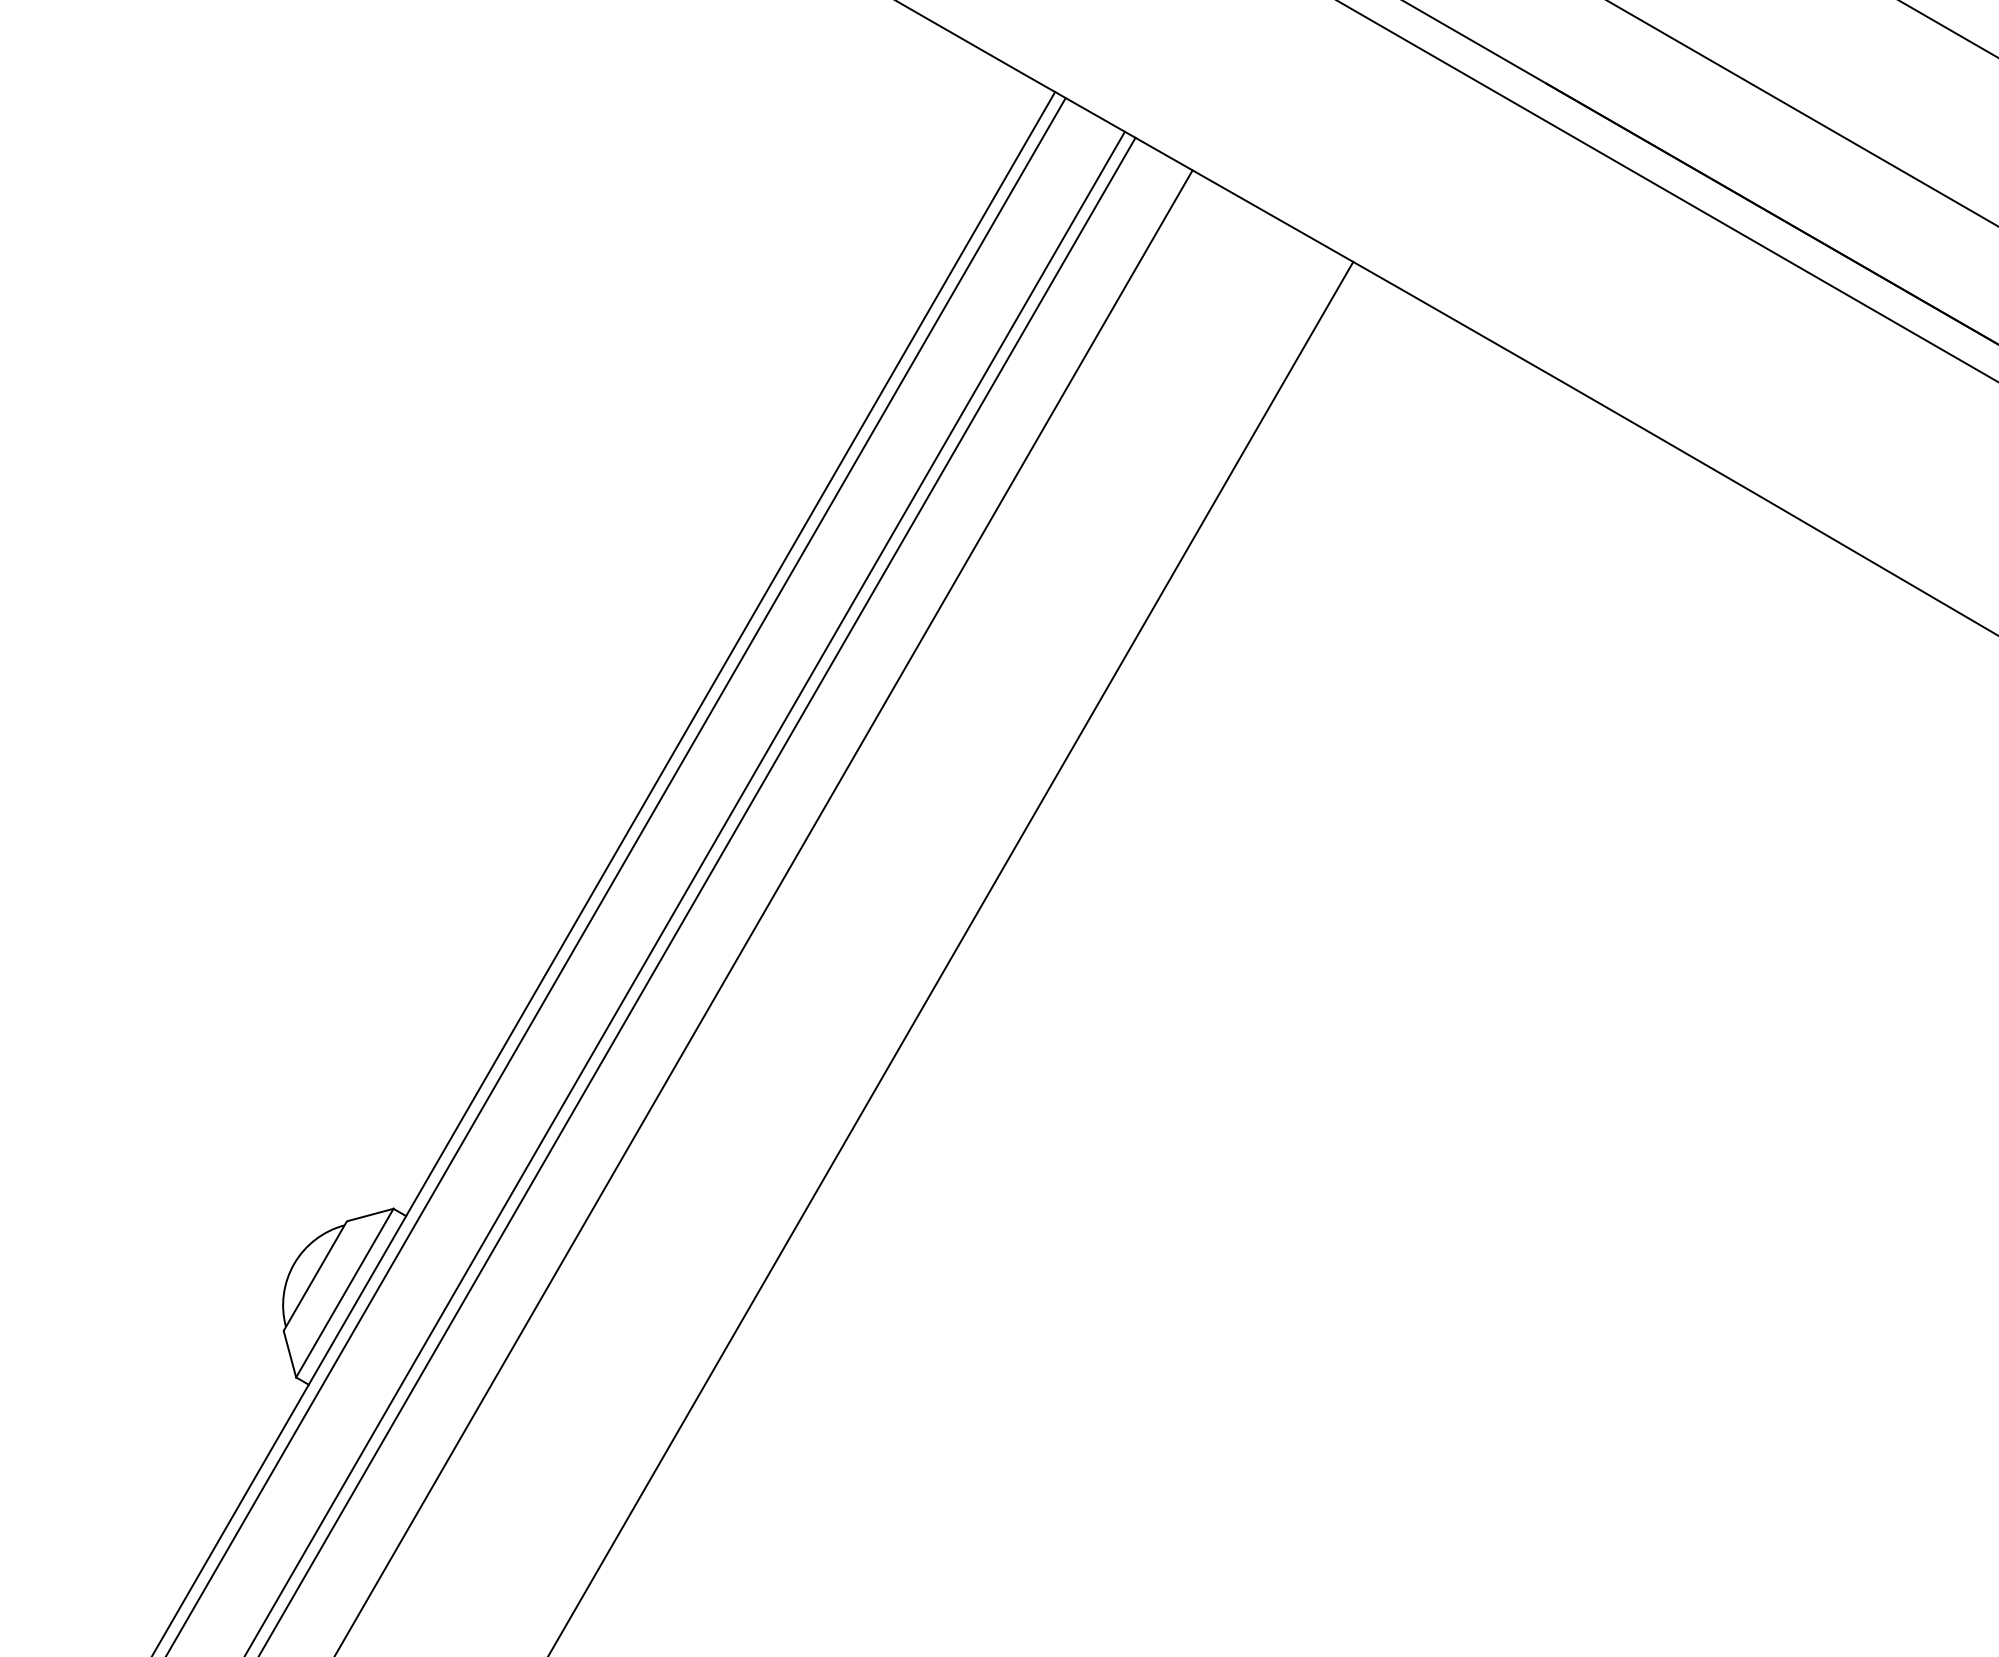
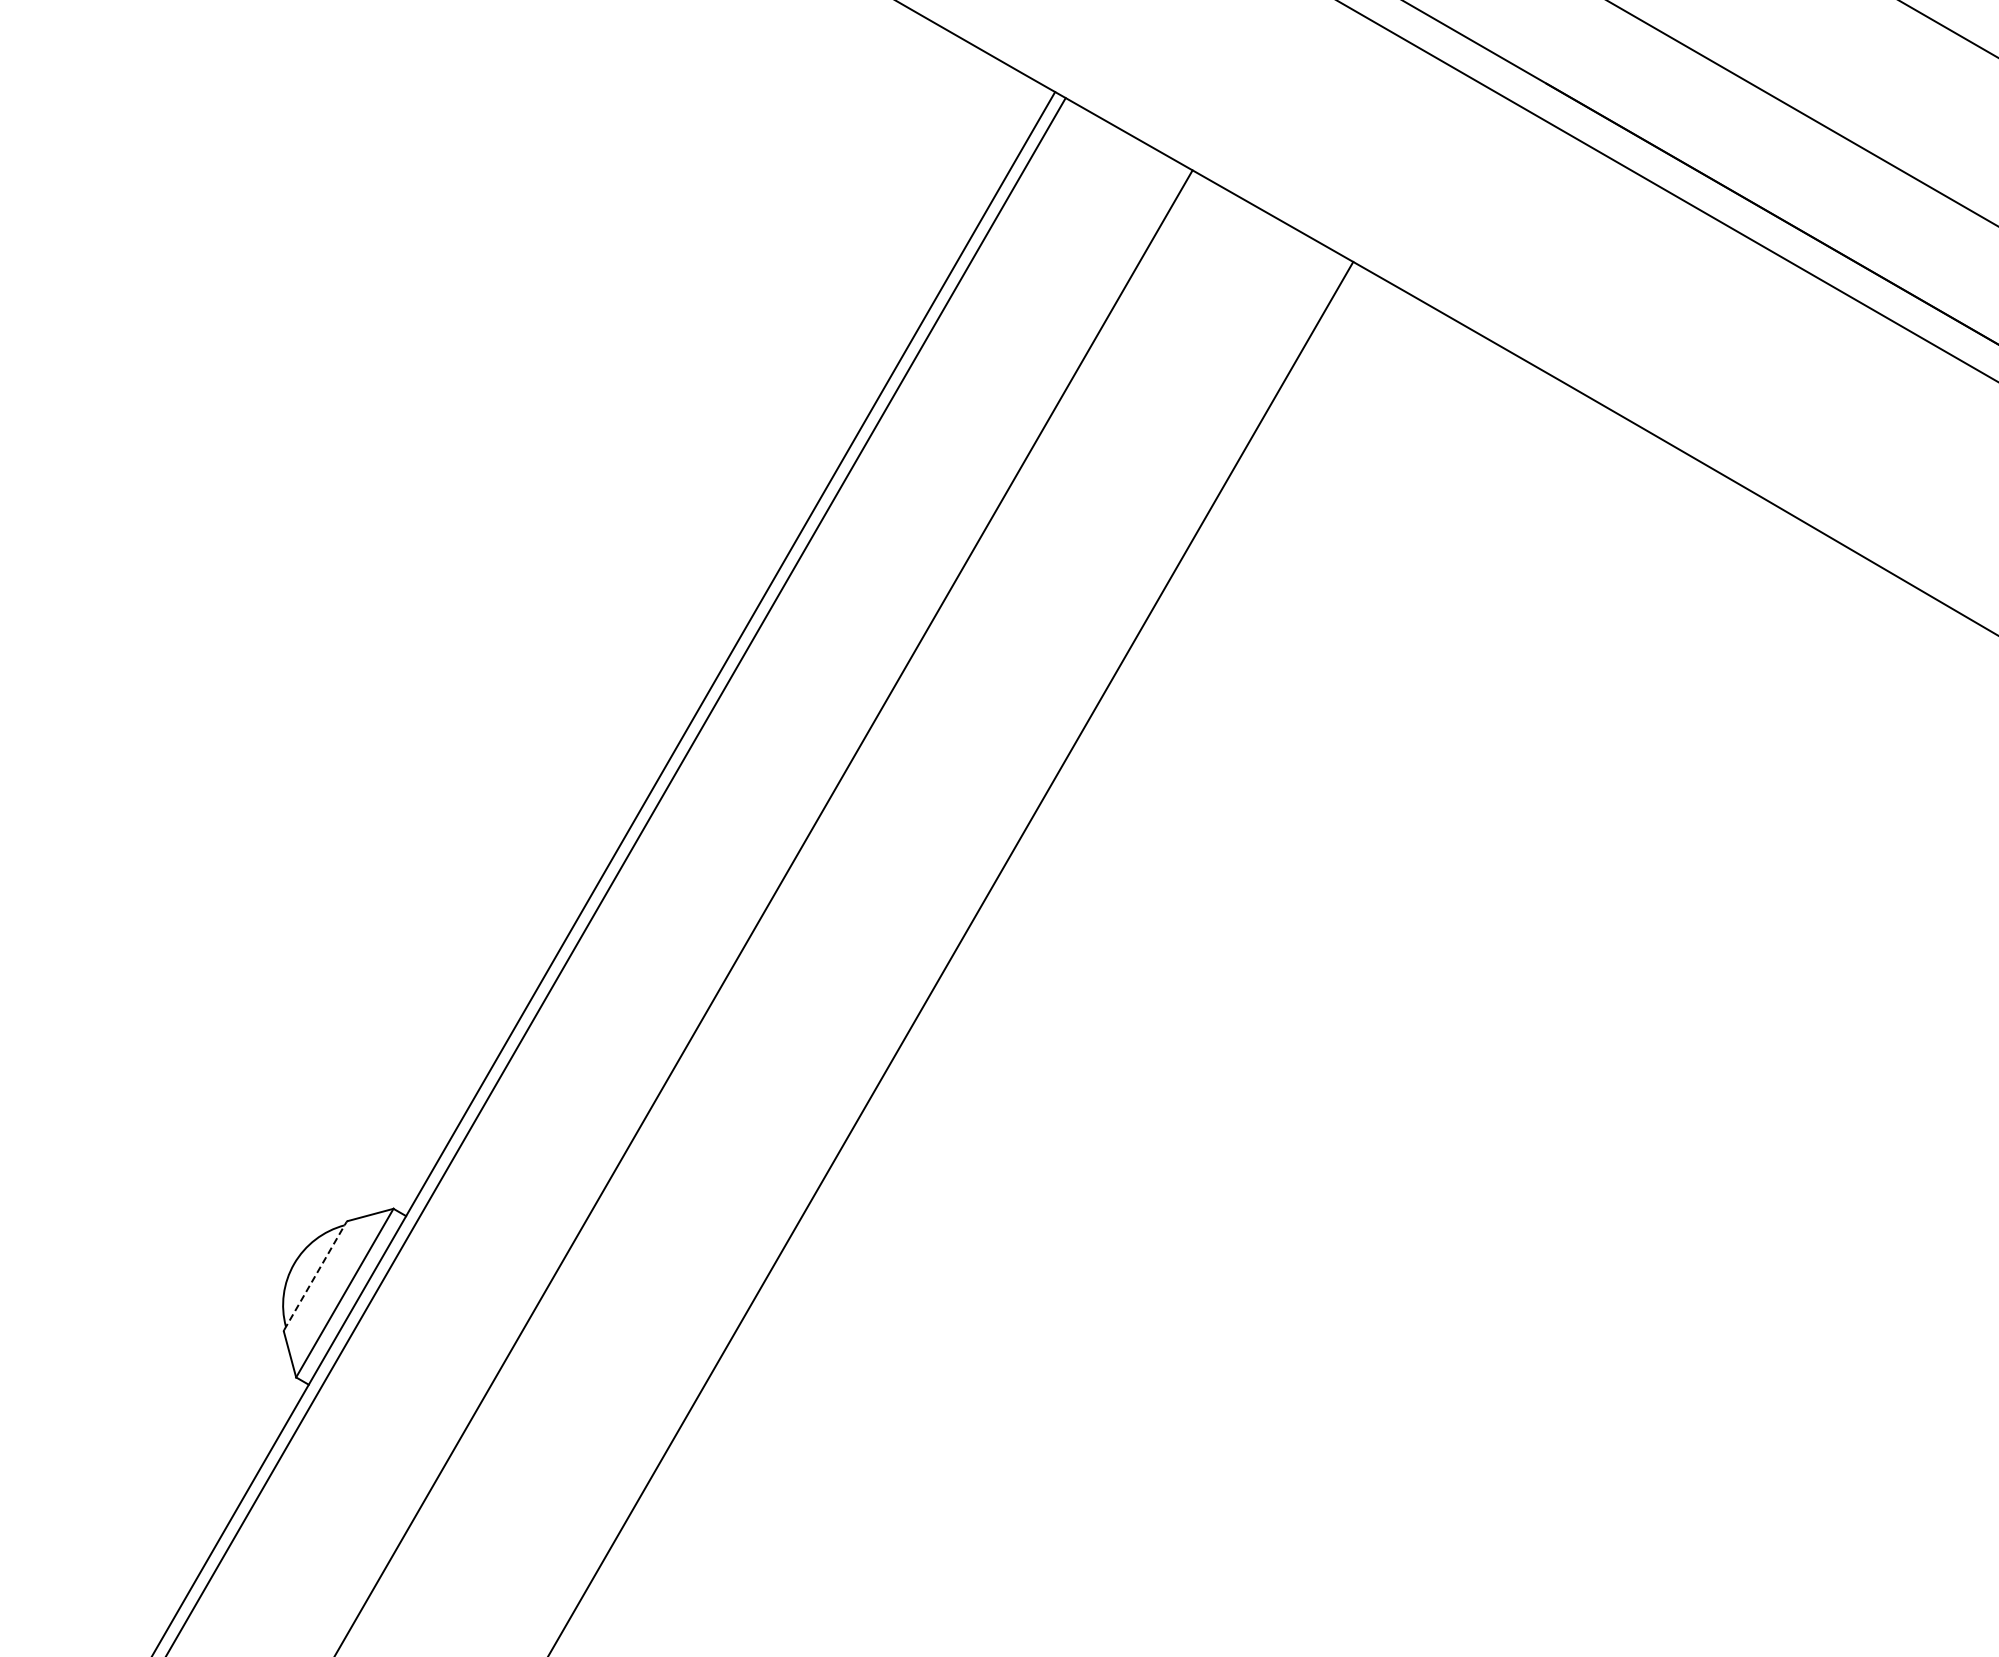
line: present -> none (685, 892)
line: present -> none (697, 895)
line: solid -> dashed (315, 1275)
